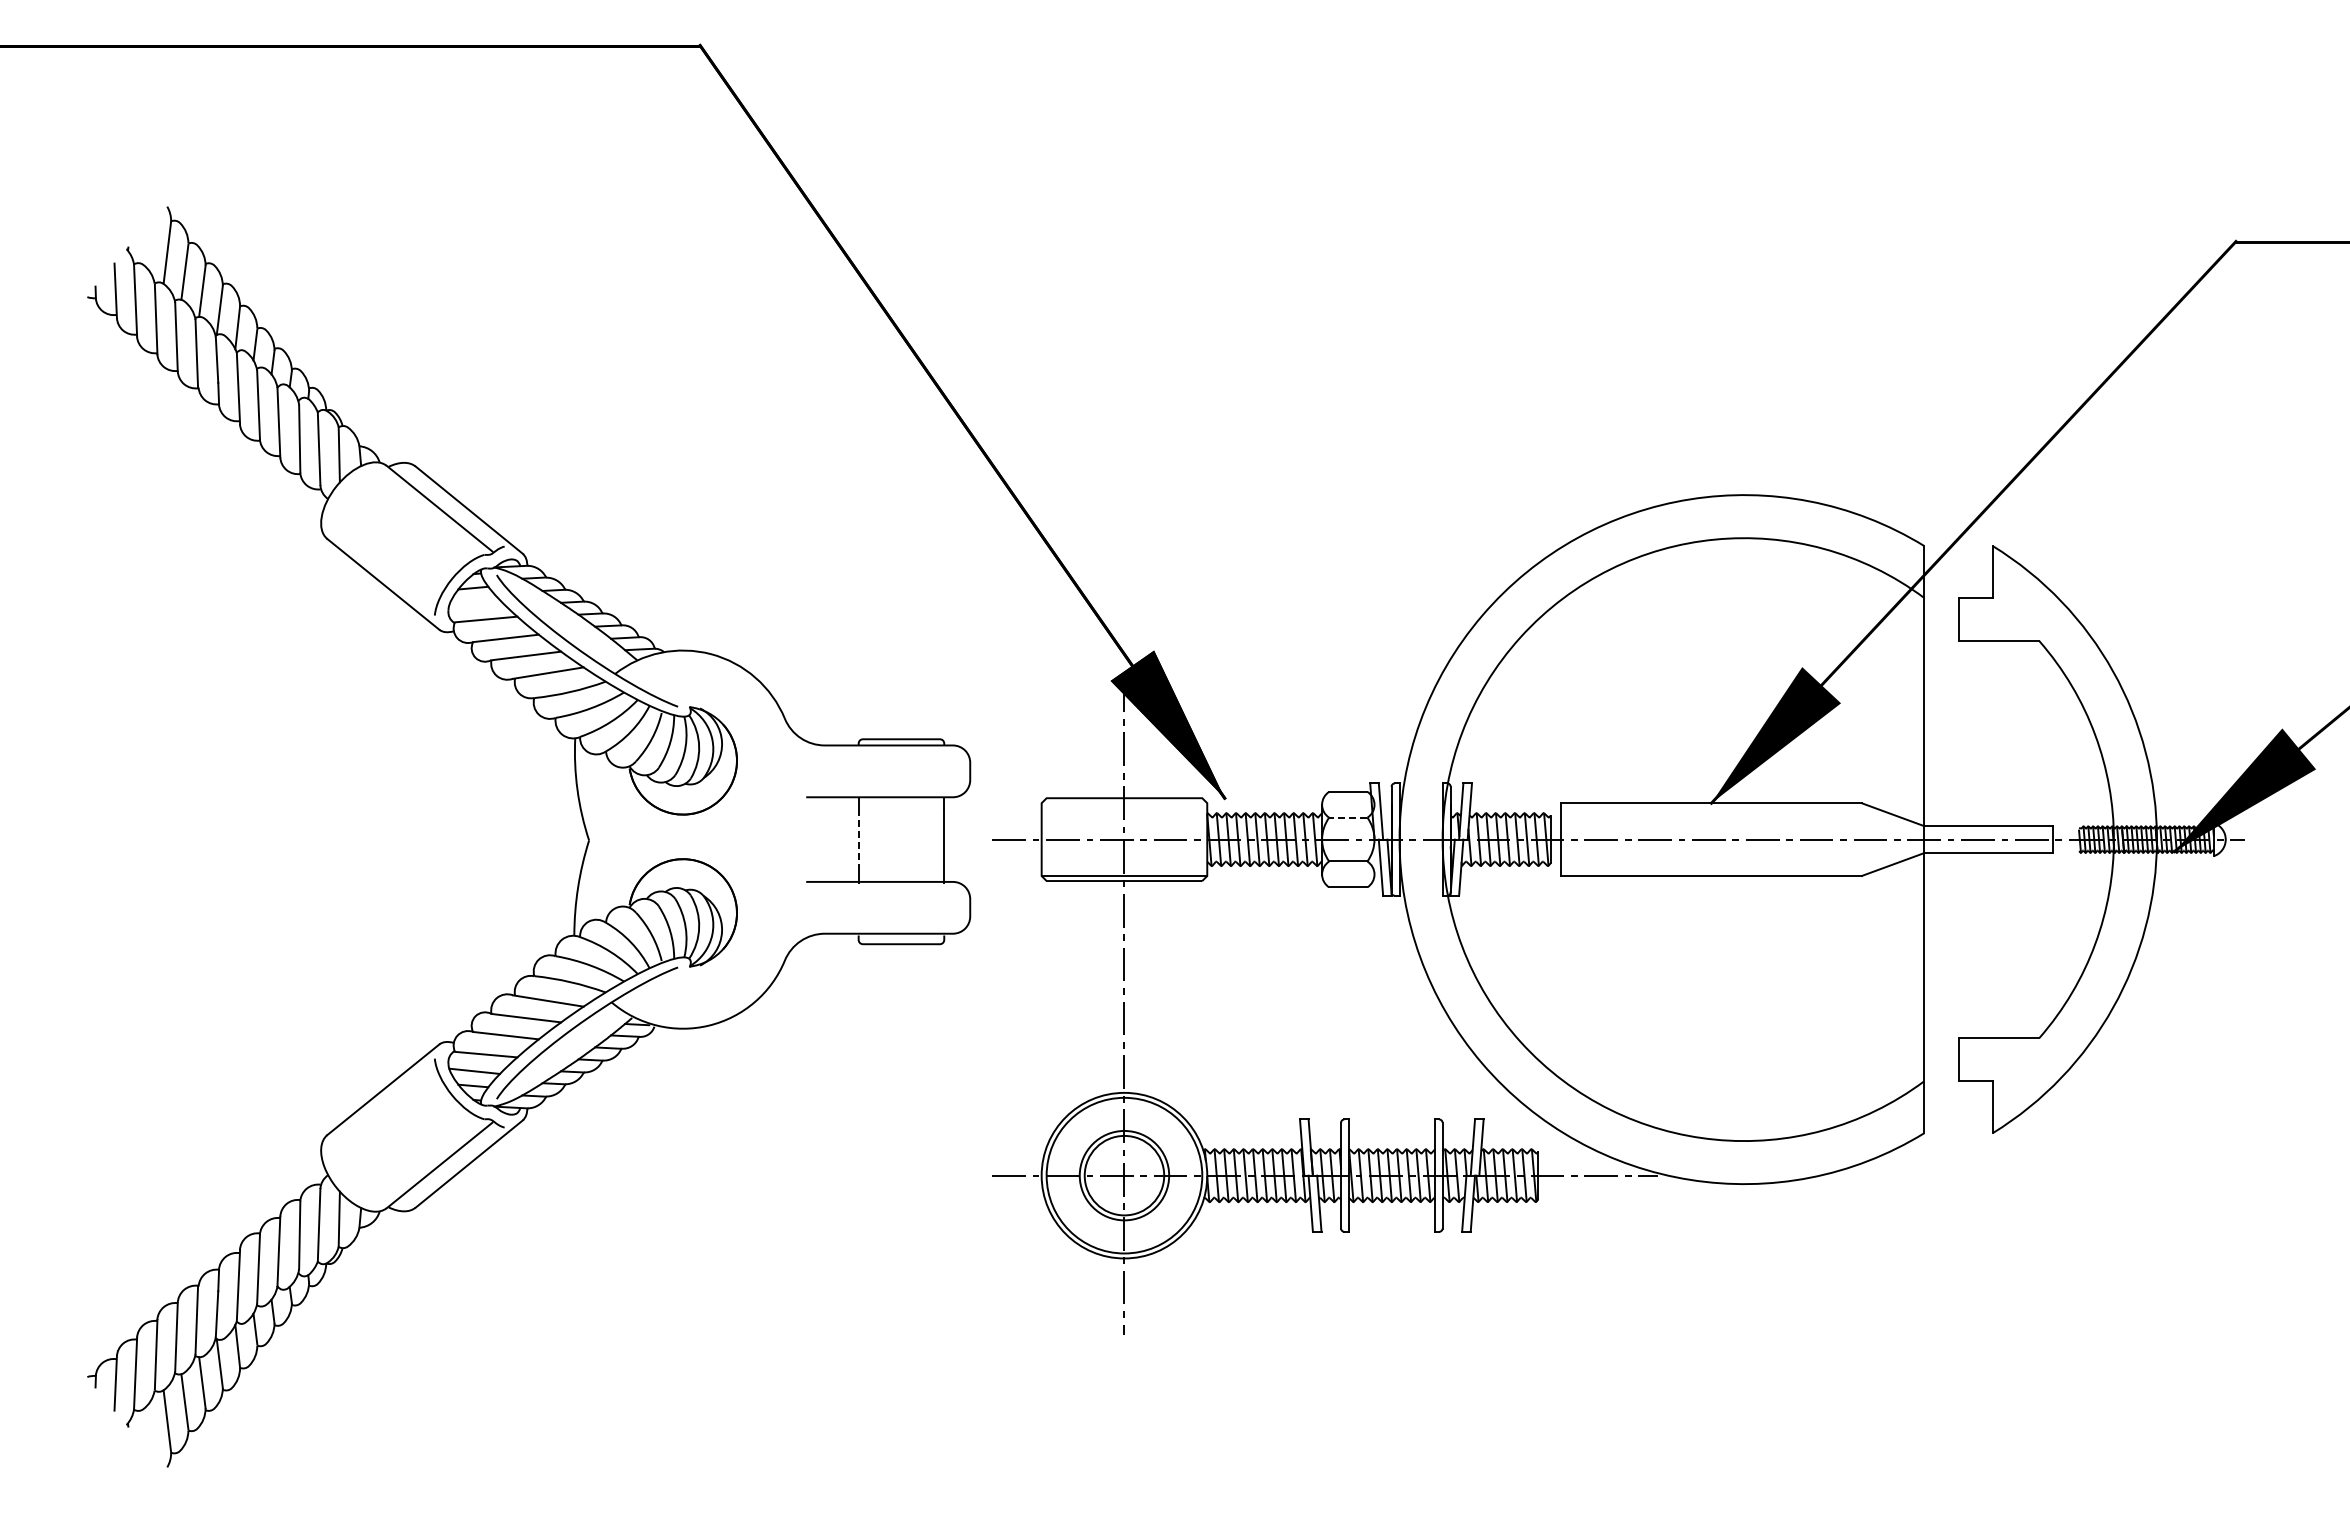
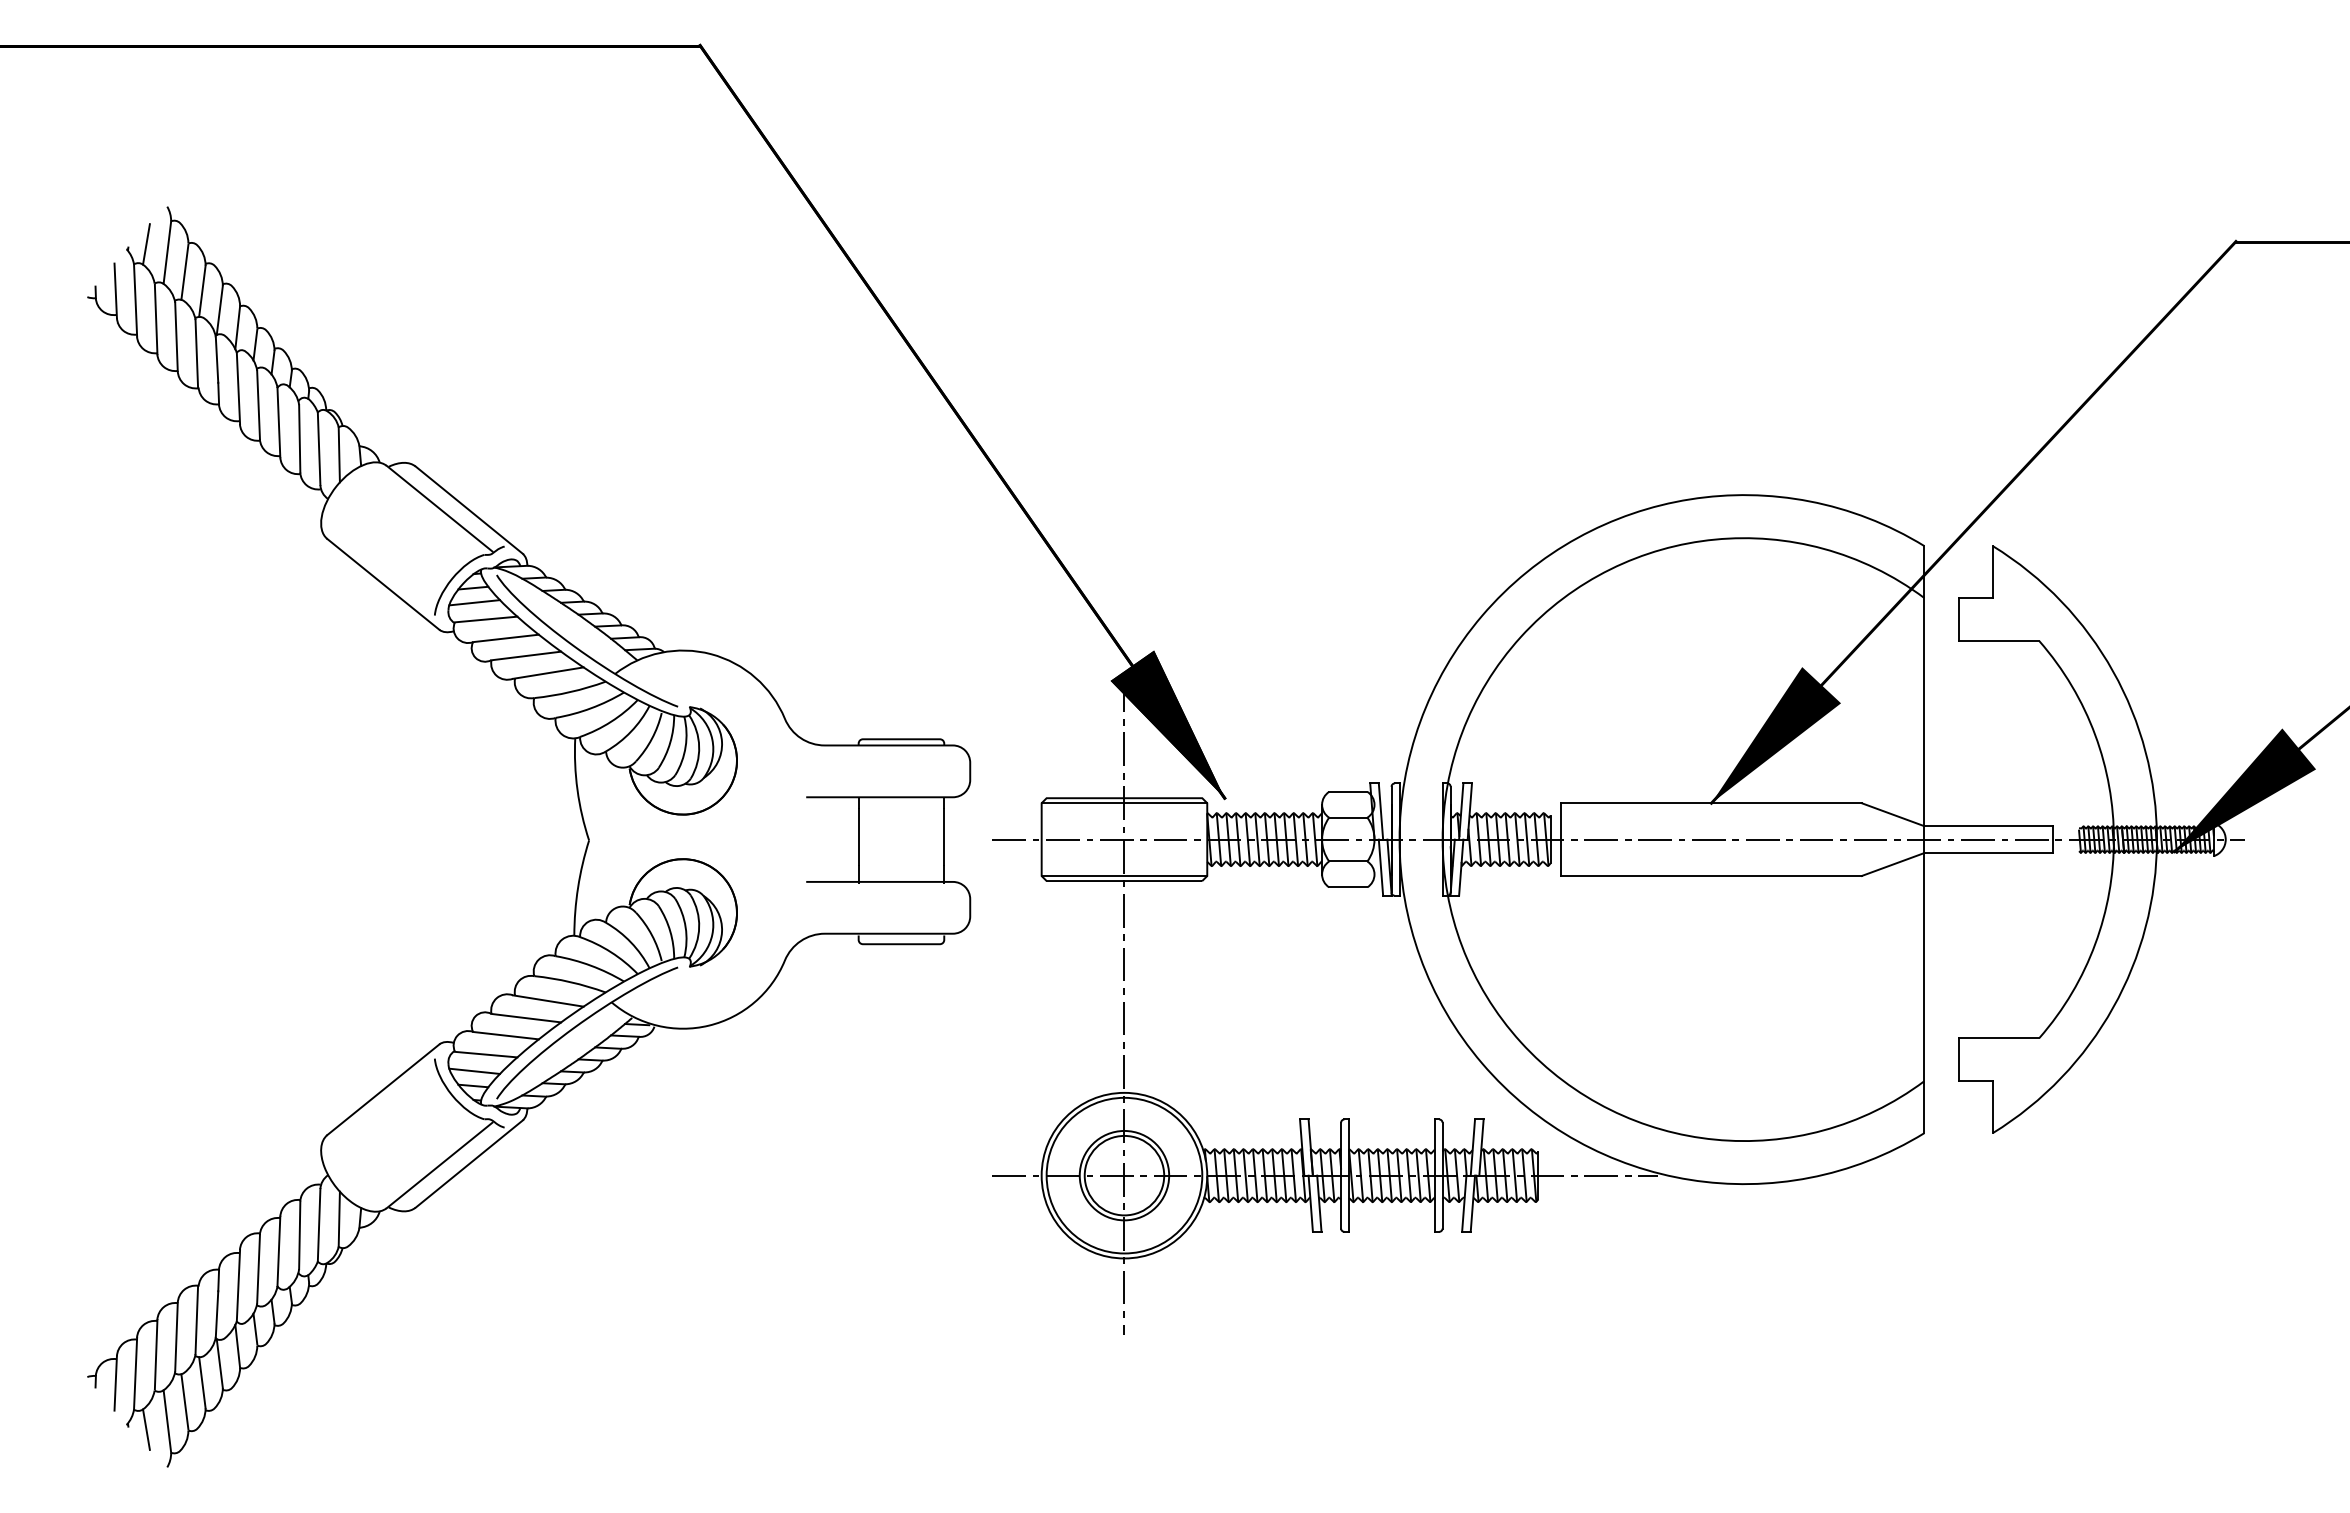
line: none -> present (146, 244)
line: none -> present (474, 602)
line: none -> present (1124, 803)
line: dashed -> solid (1347, 817)
line: dashed -> solid (858, 837)
line: none -> present (146, 1429)
